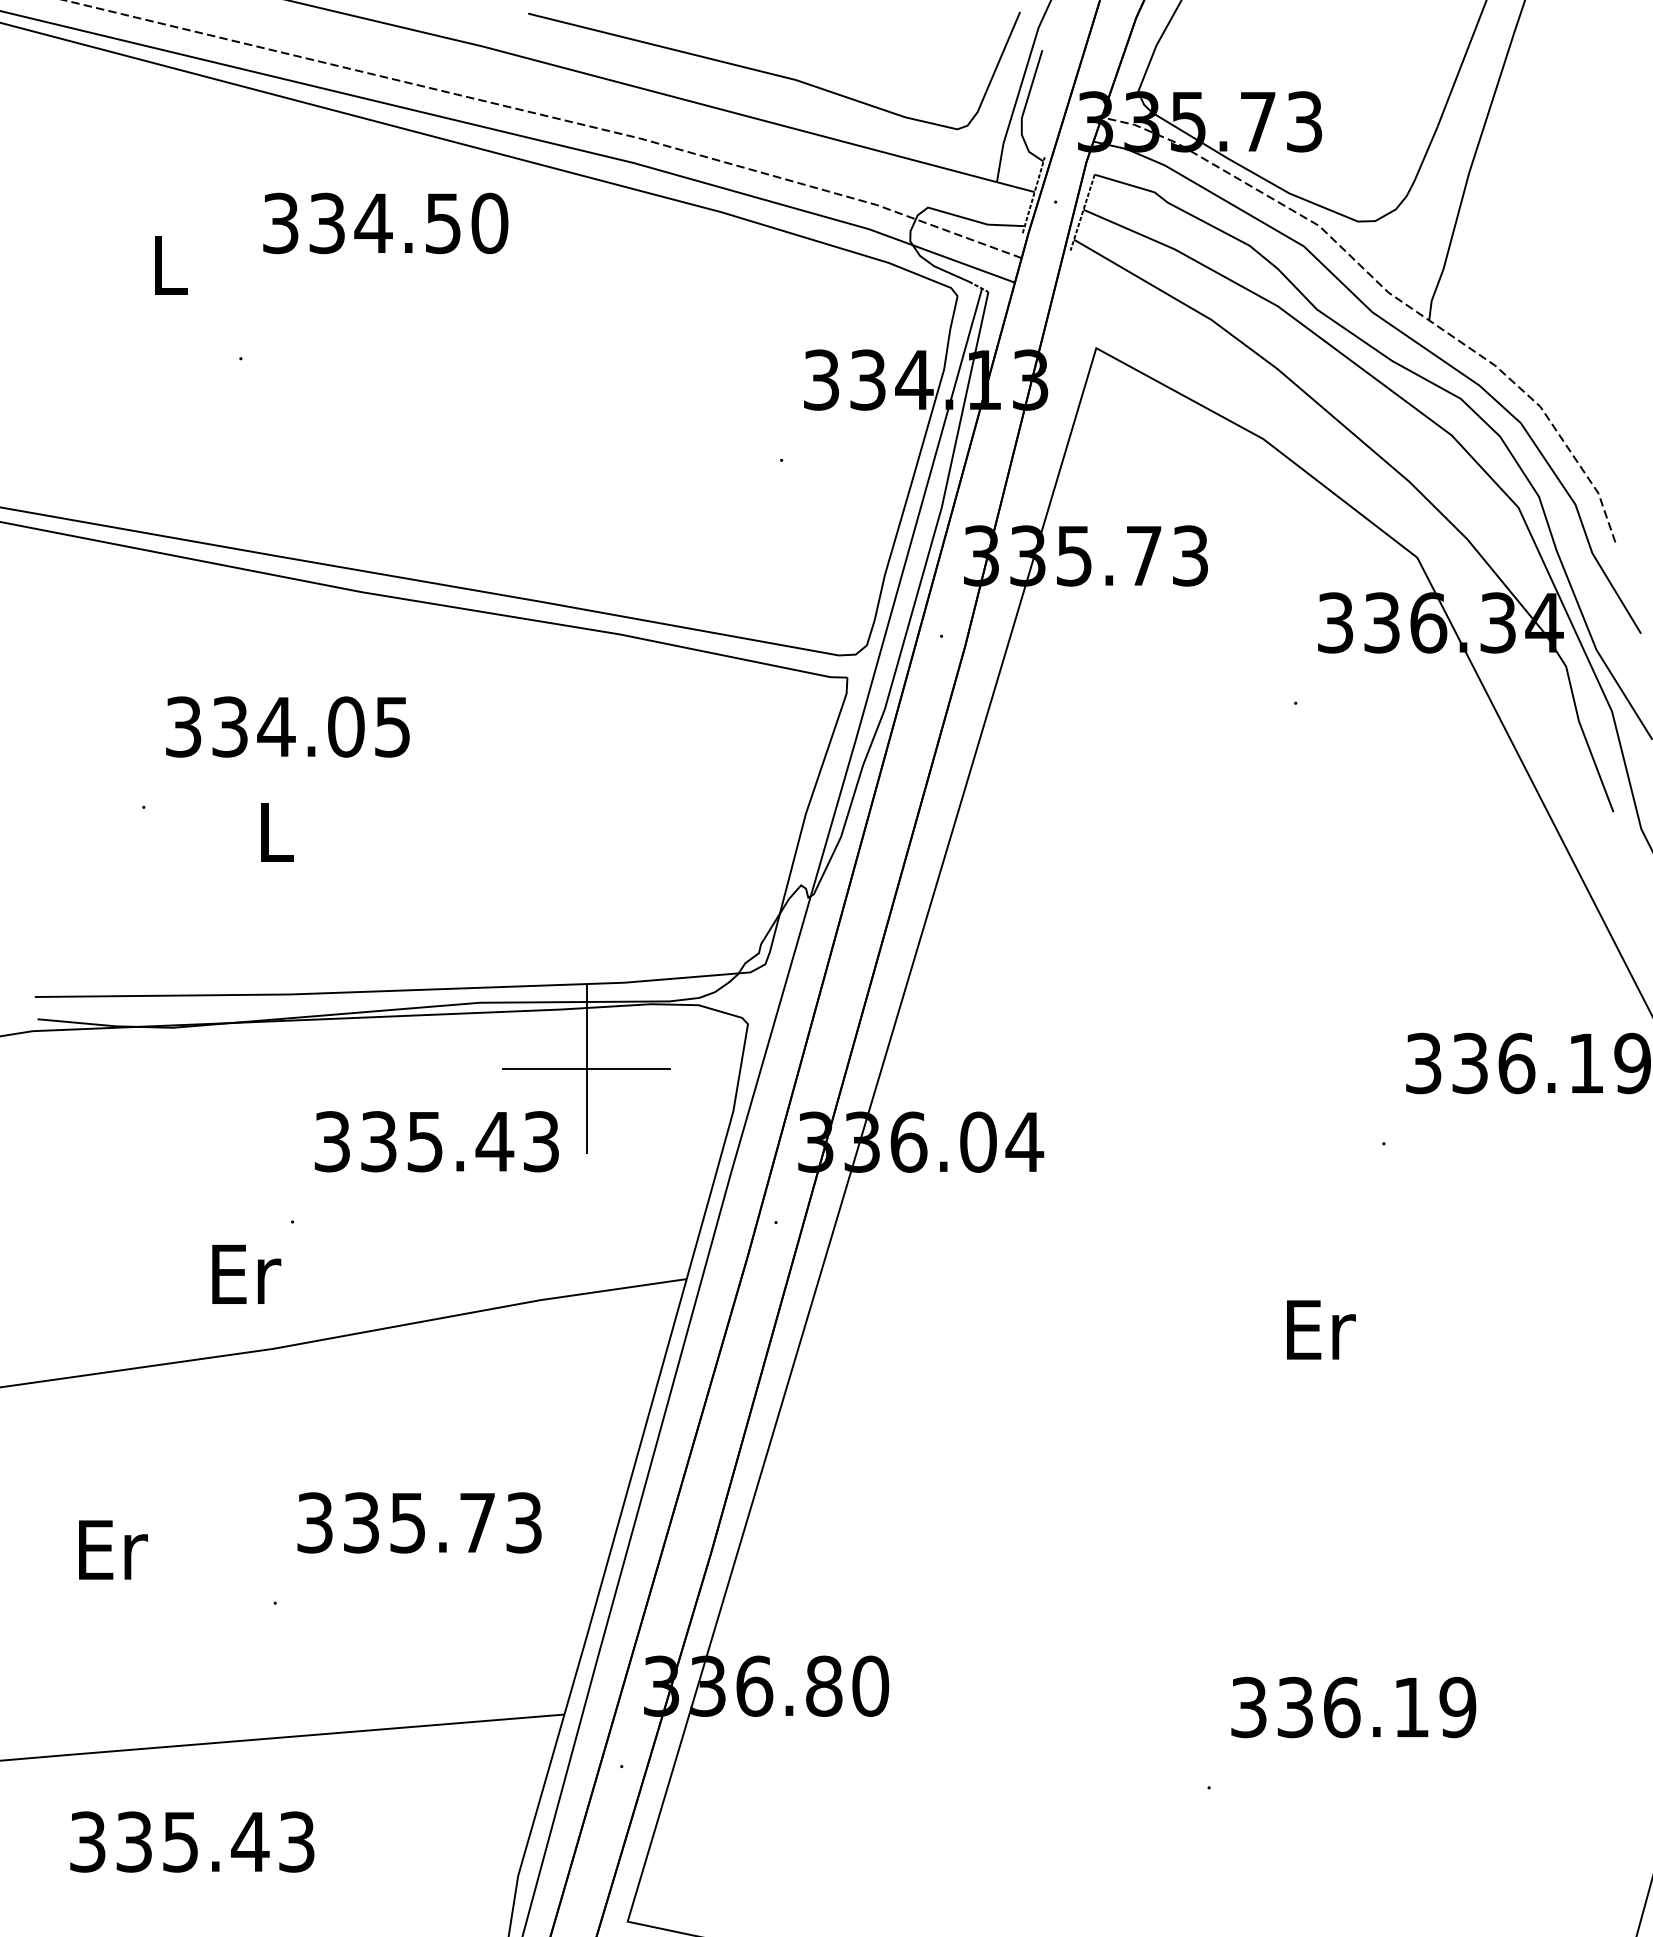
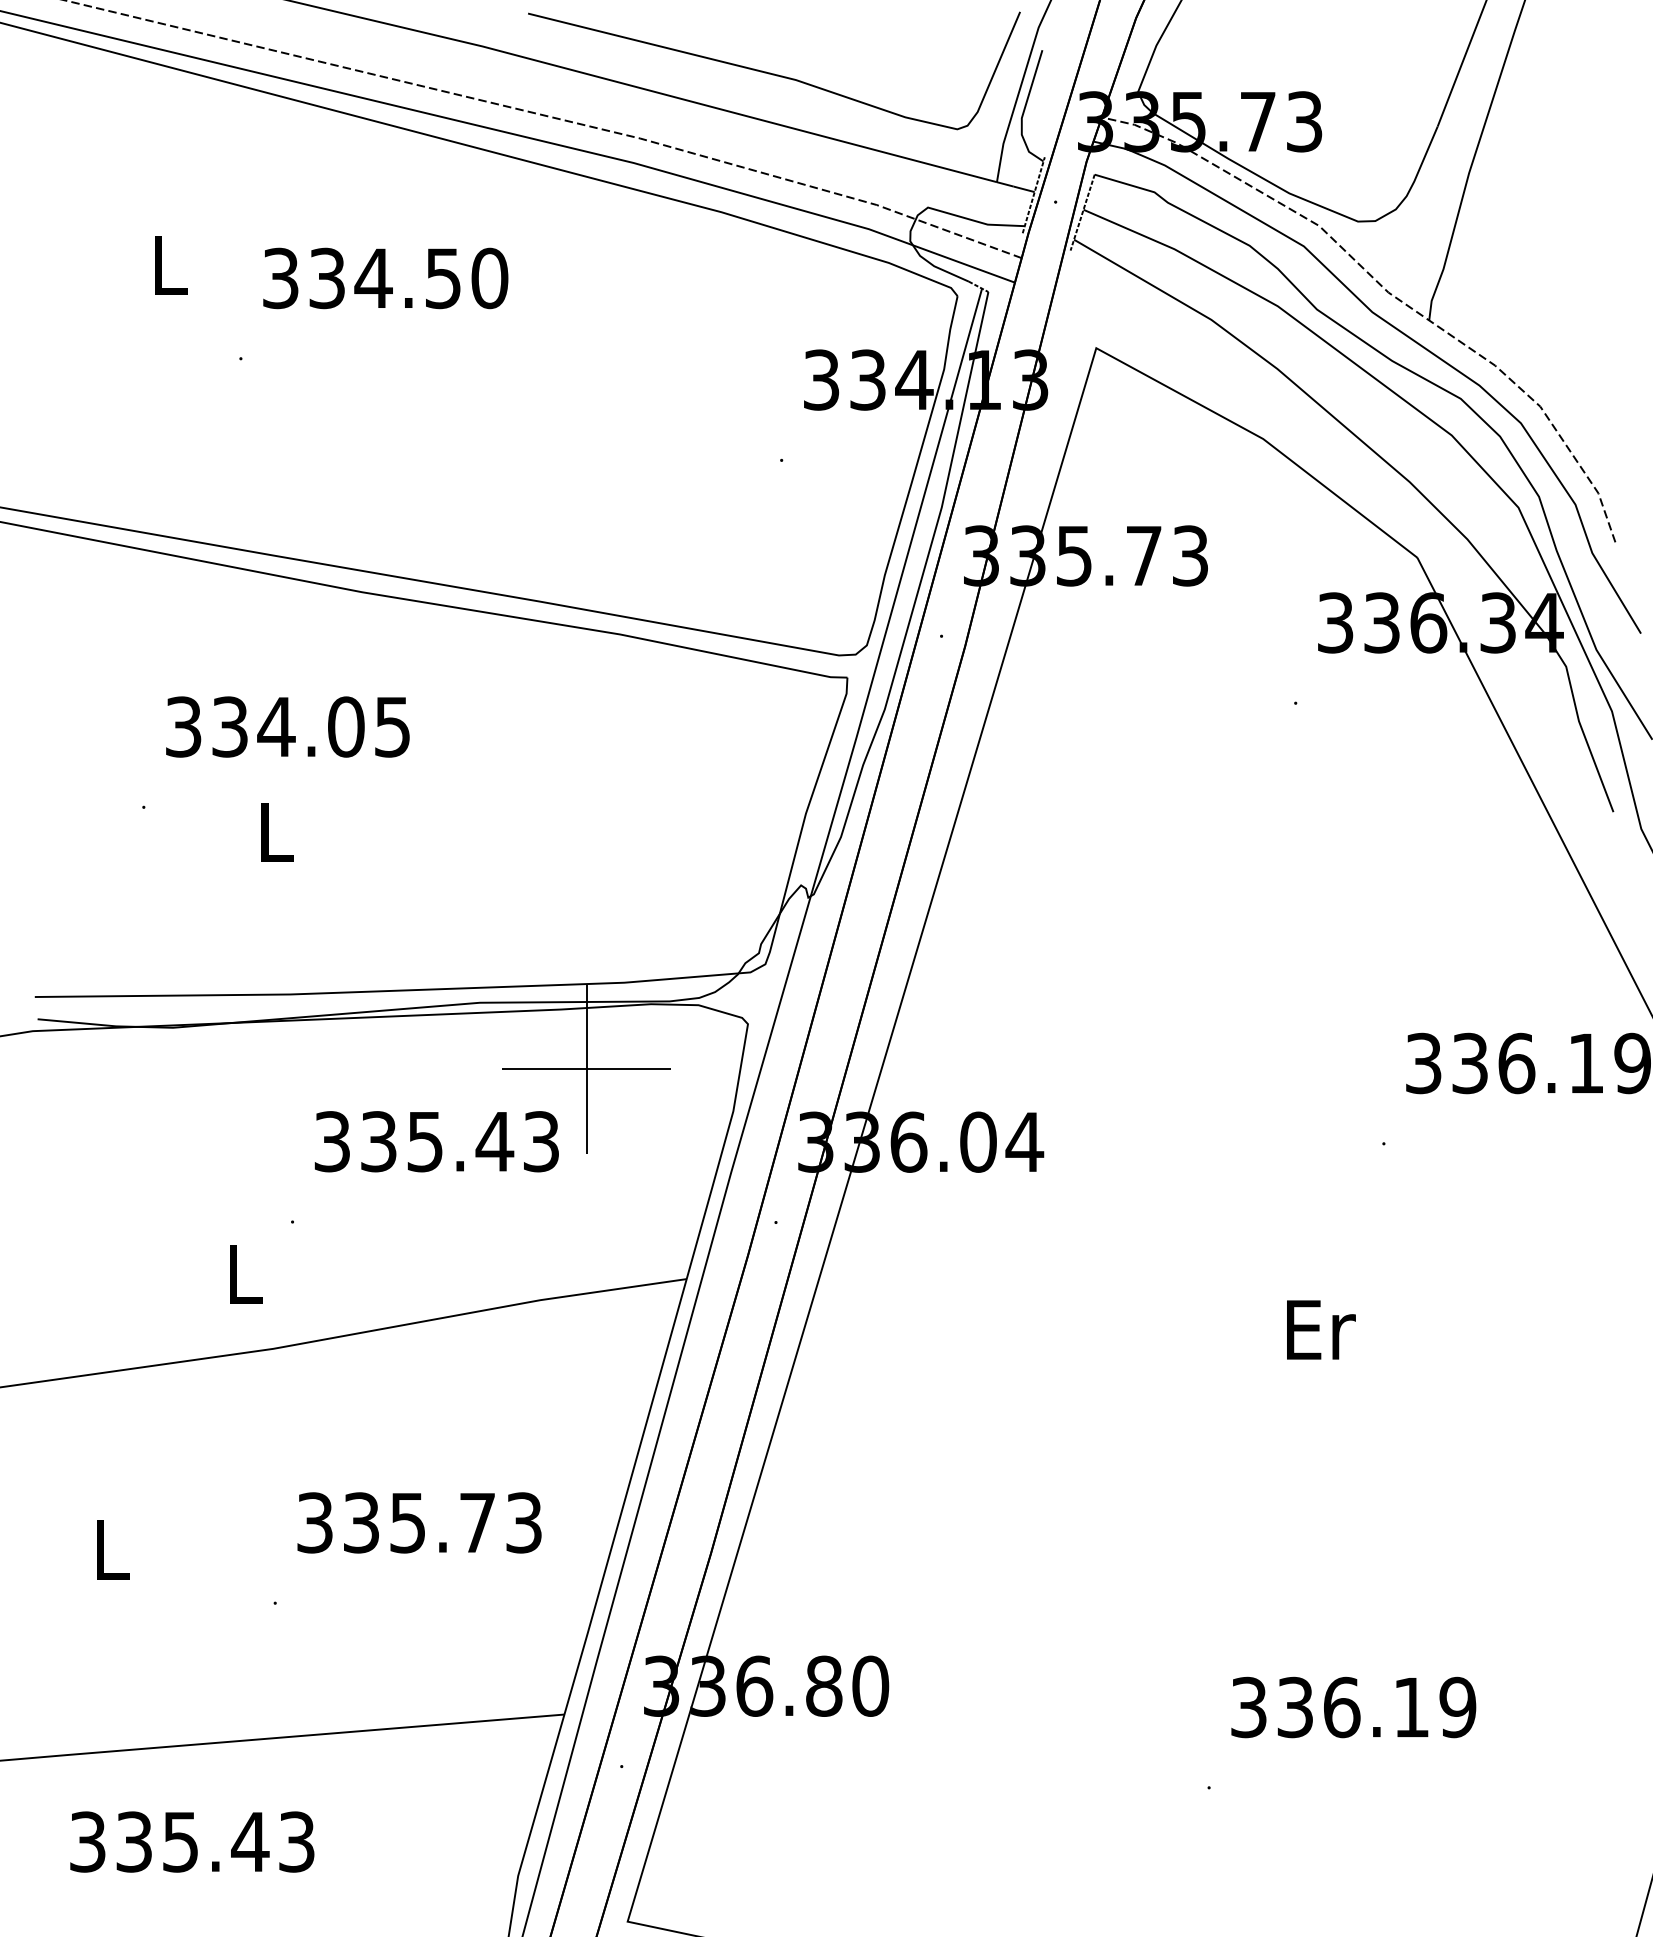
text position: (385, 223) -> (385, 278) (385, 278)
text: Er -> L (246, 1273)
text: Er -> L (113, 1549)
